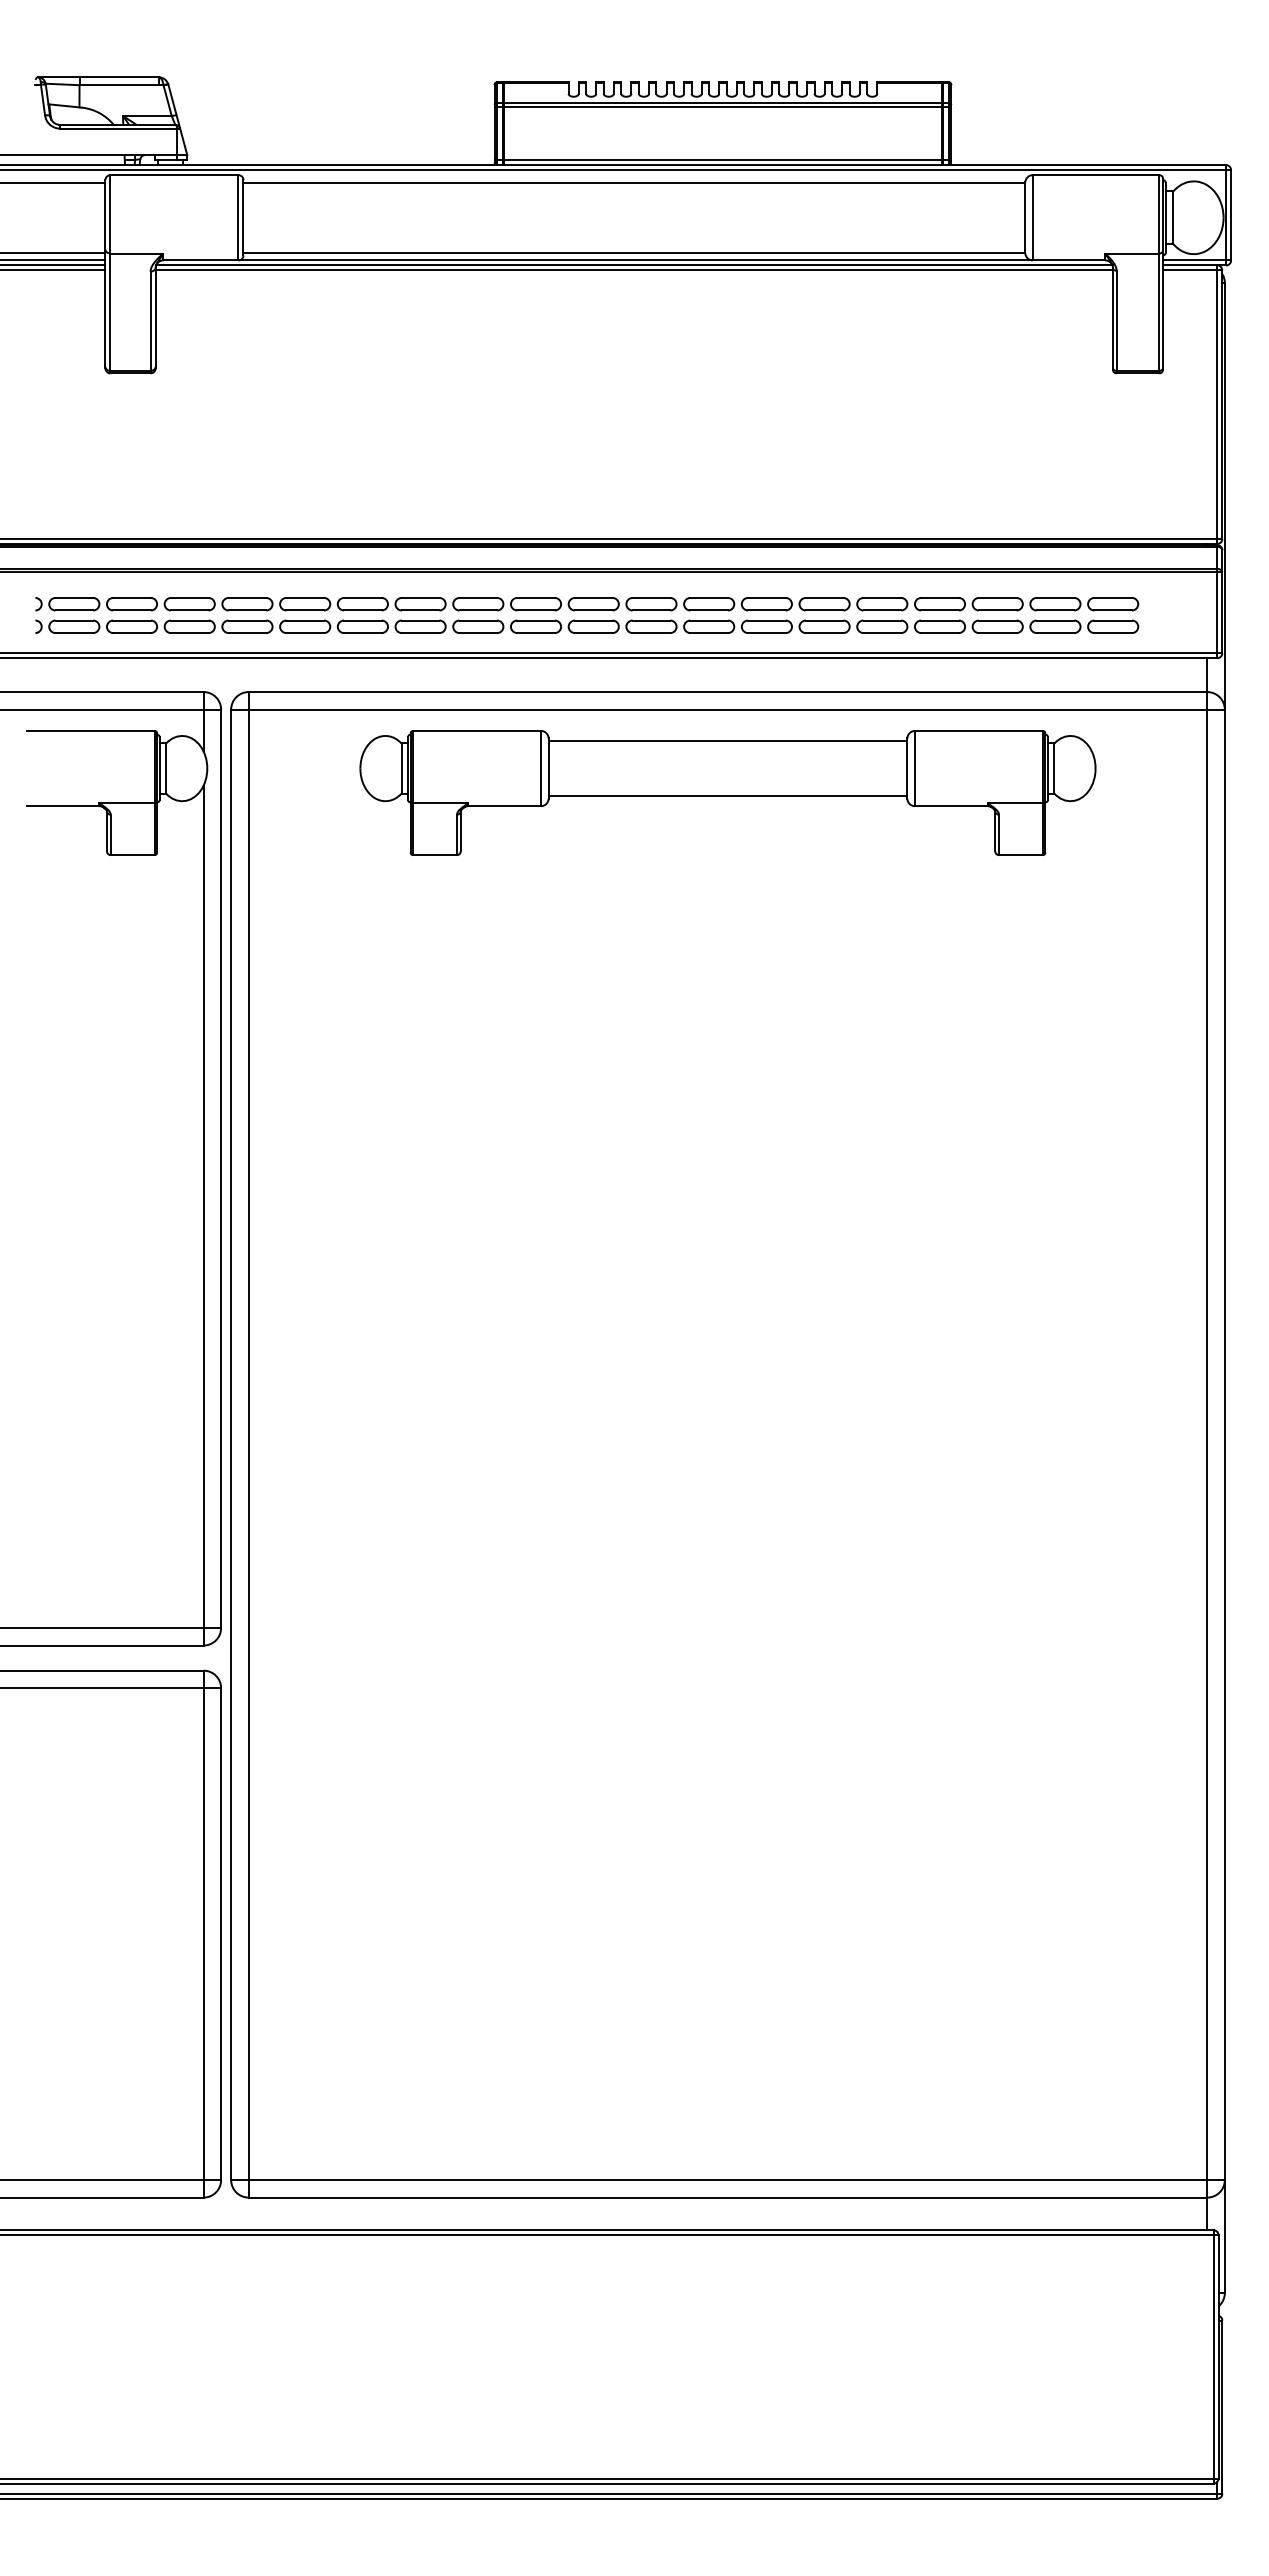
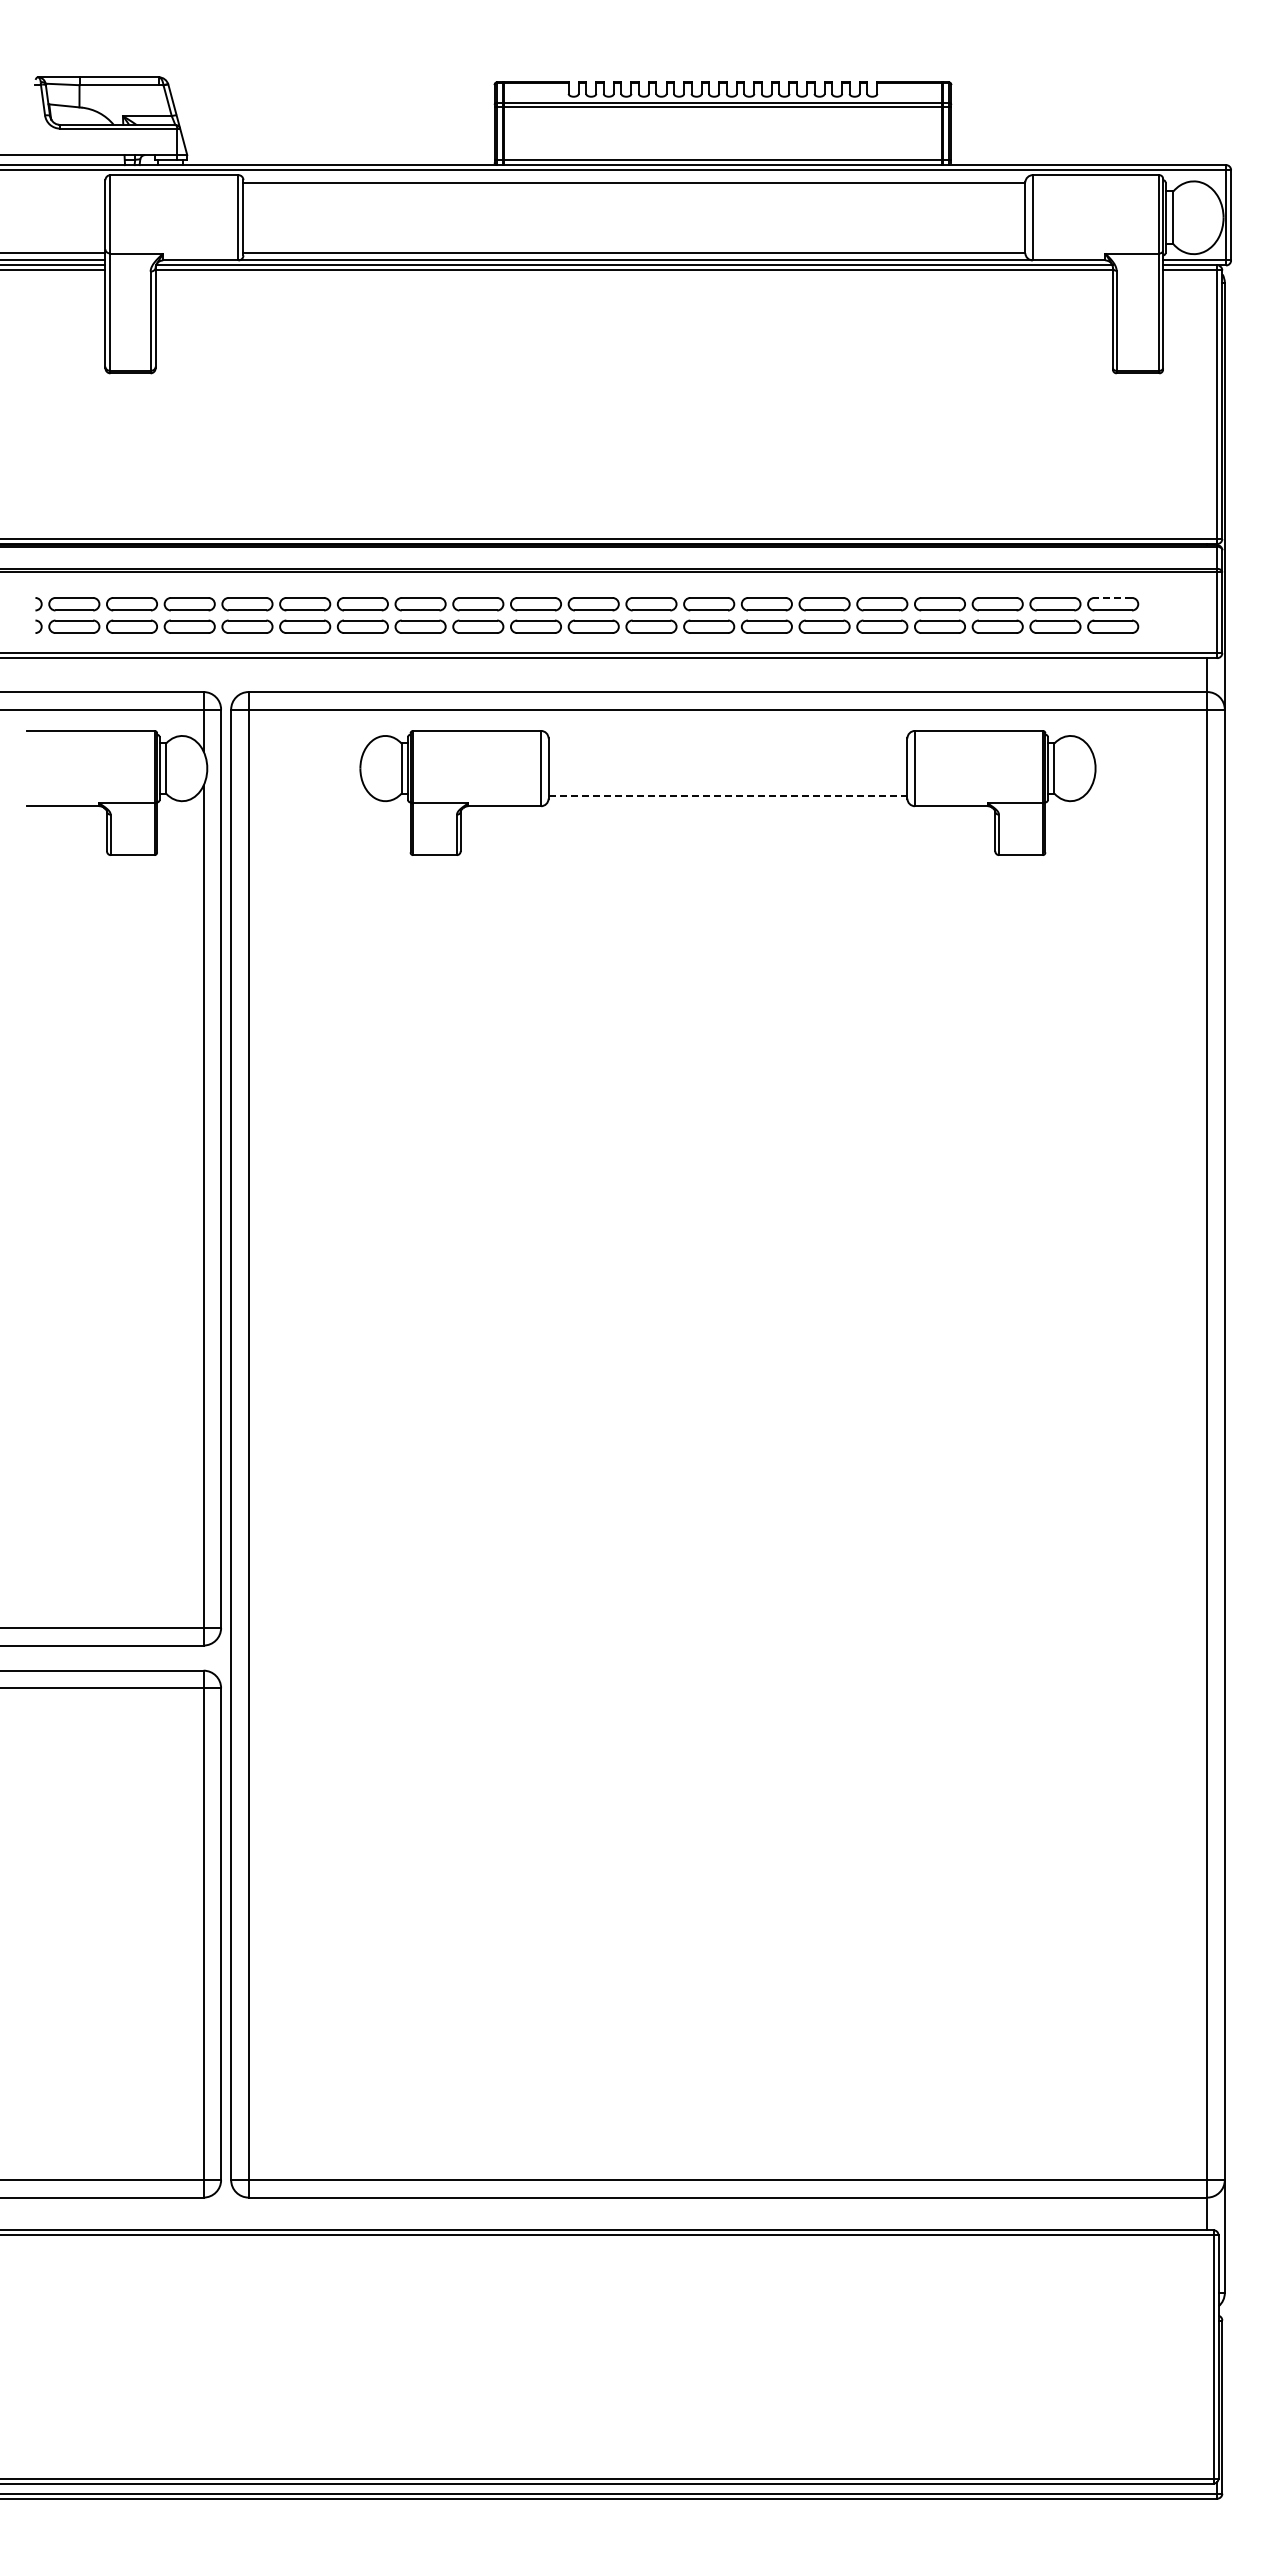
line: present -> none (53, 182)
line: solid -> dashed (1113, 597)
line: present -> none (727, 740)
line: solid -> dashed (728, 796)
